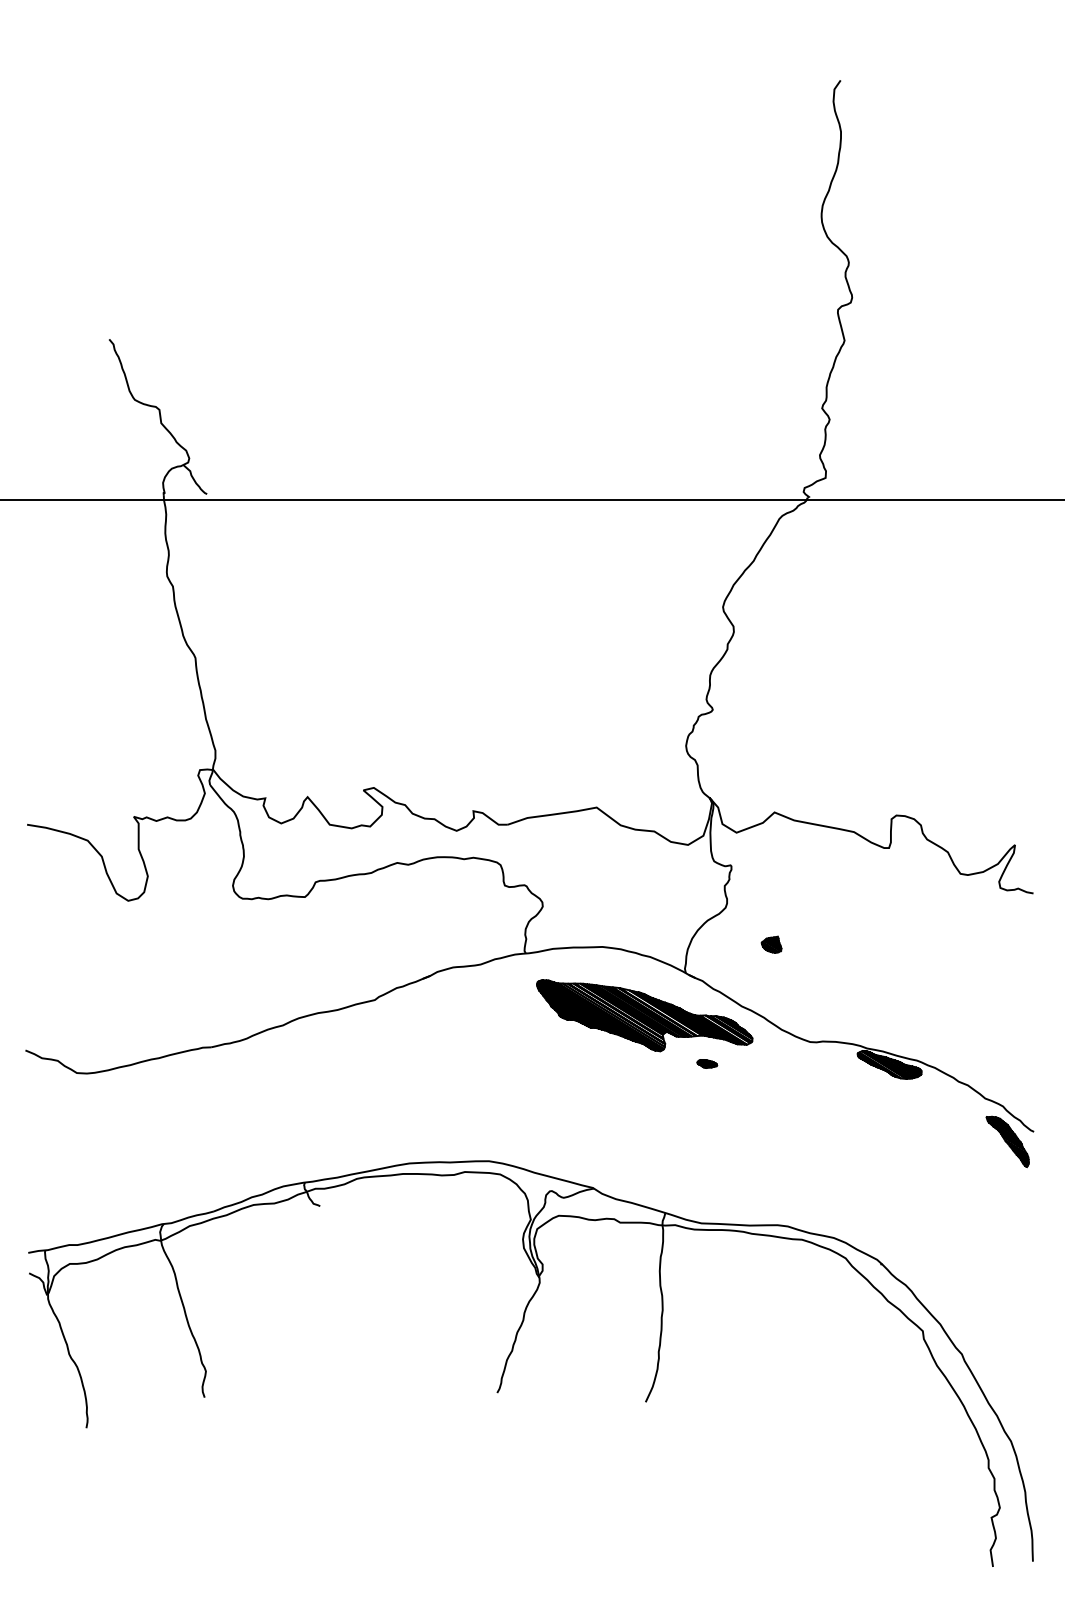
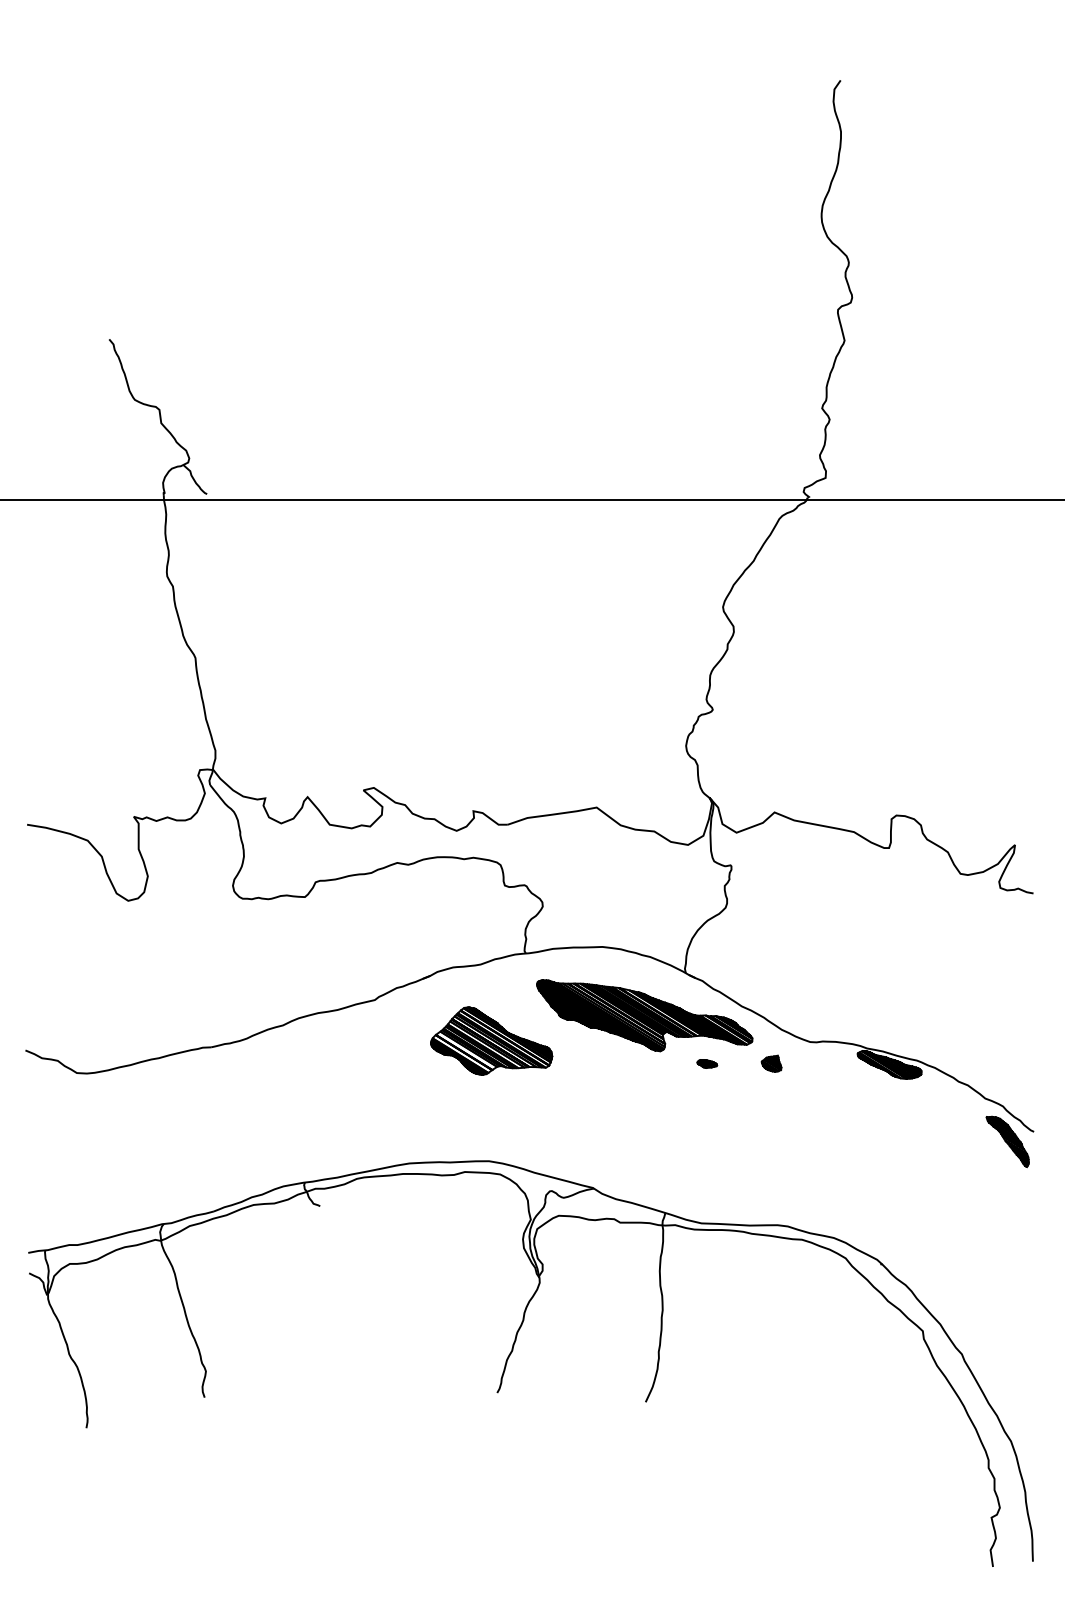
part position: (771, 944) -> (771, 1063) (771, 1063)
part: none -> present (491, 1040)
